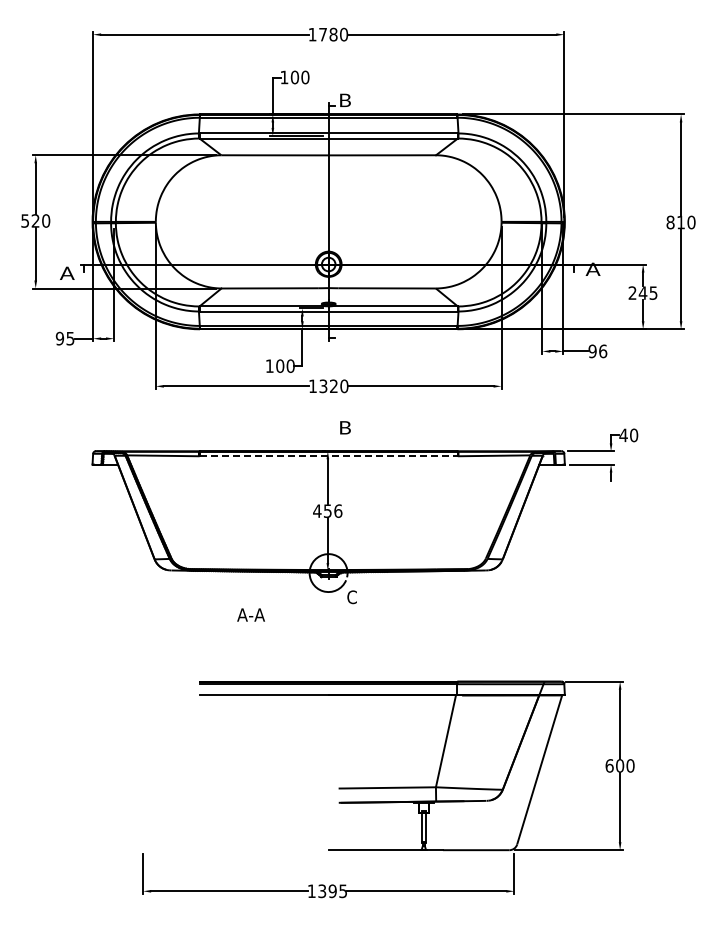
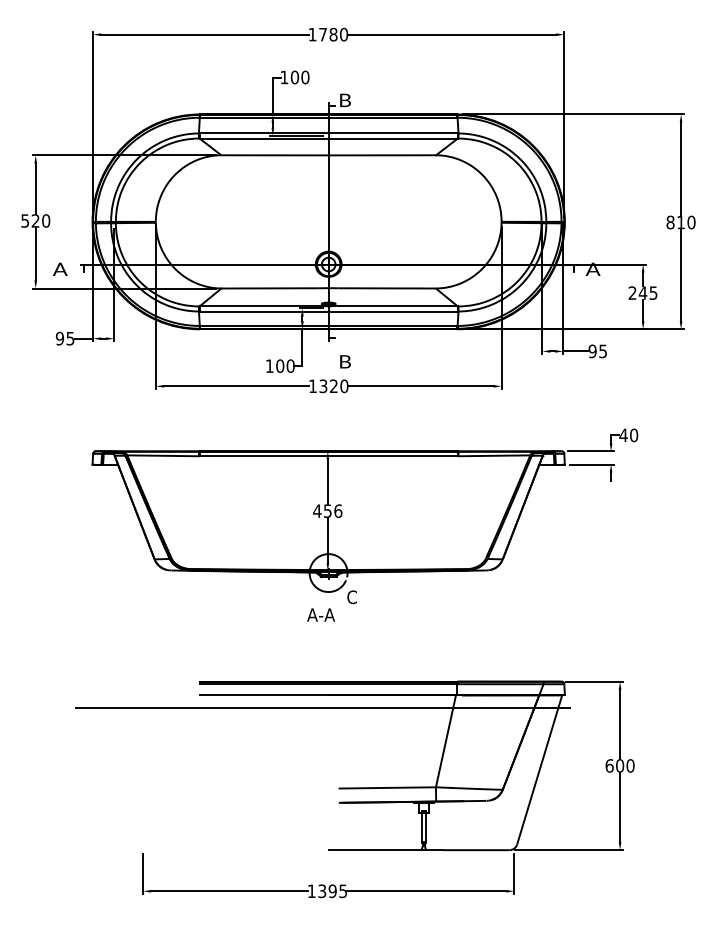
text position: (67, 272) -> (60, 268) (60, 268)
text: 96 -> 95 (603, 351)
text position: (345, 427) -> (345, 361) (345, 361)
line: dashed -> solid (329, 456)
text position: (250, 614) -> (320, 614) (320, 614)
line: none -> present (323, 708)
